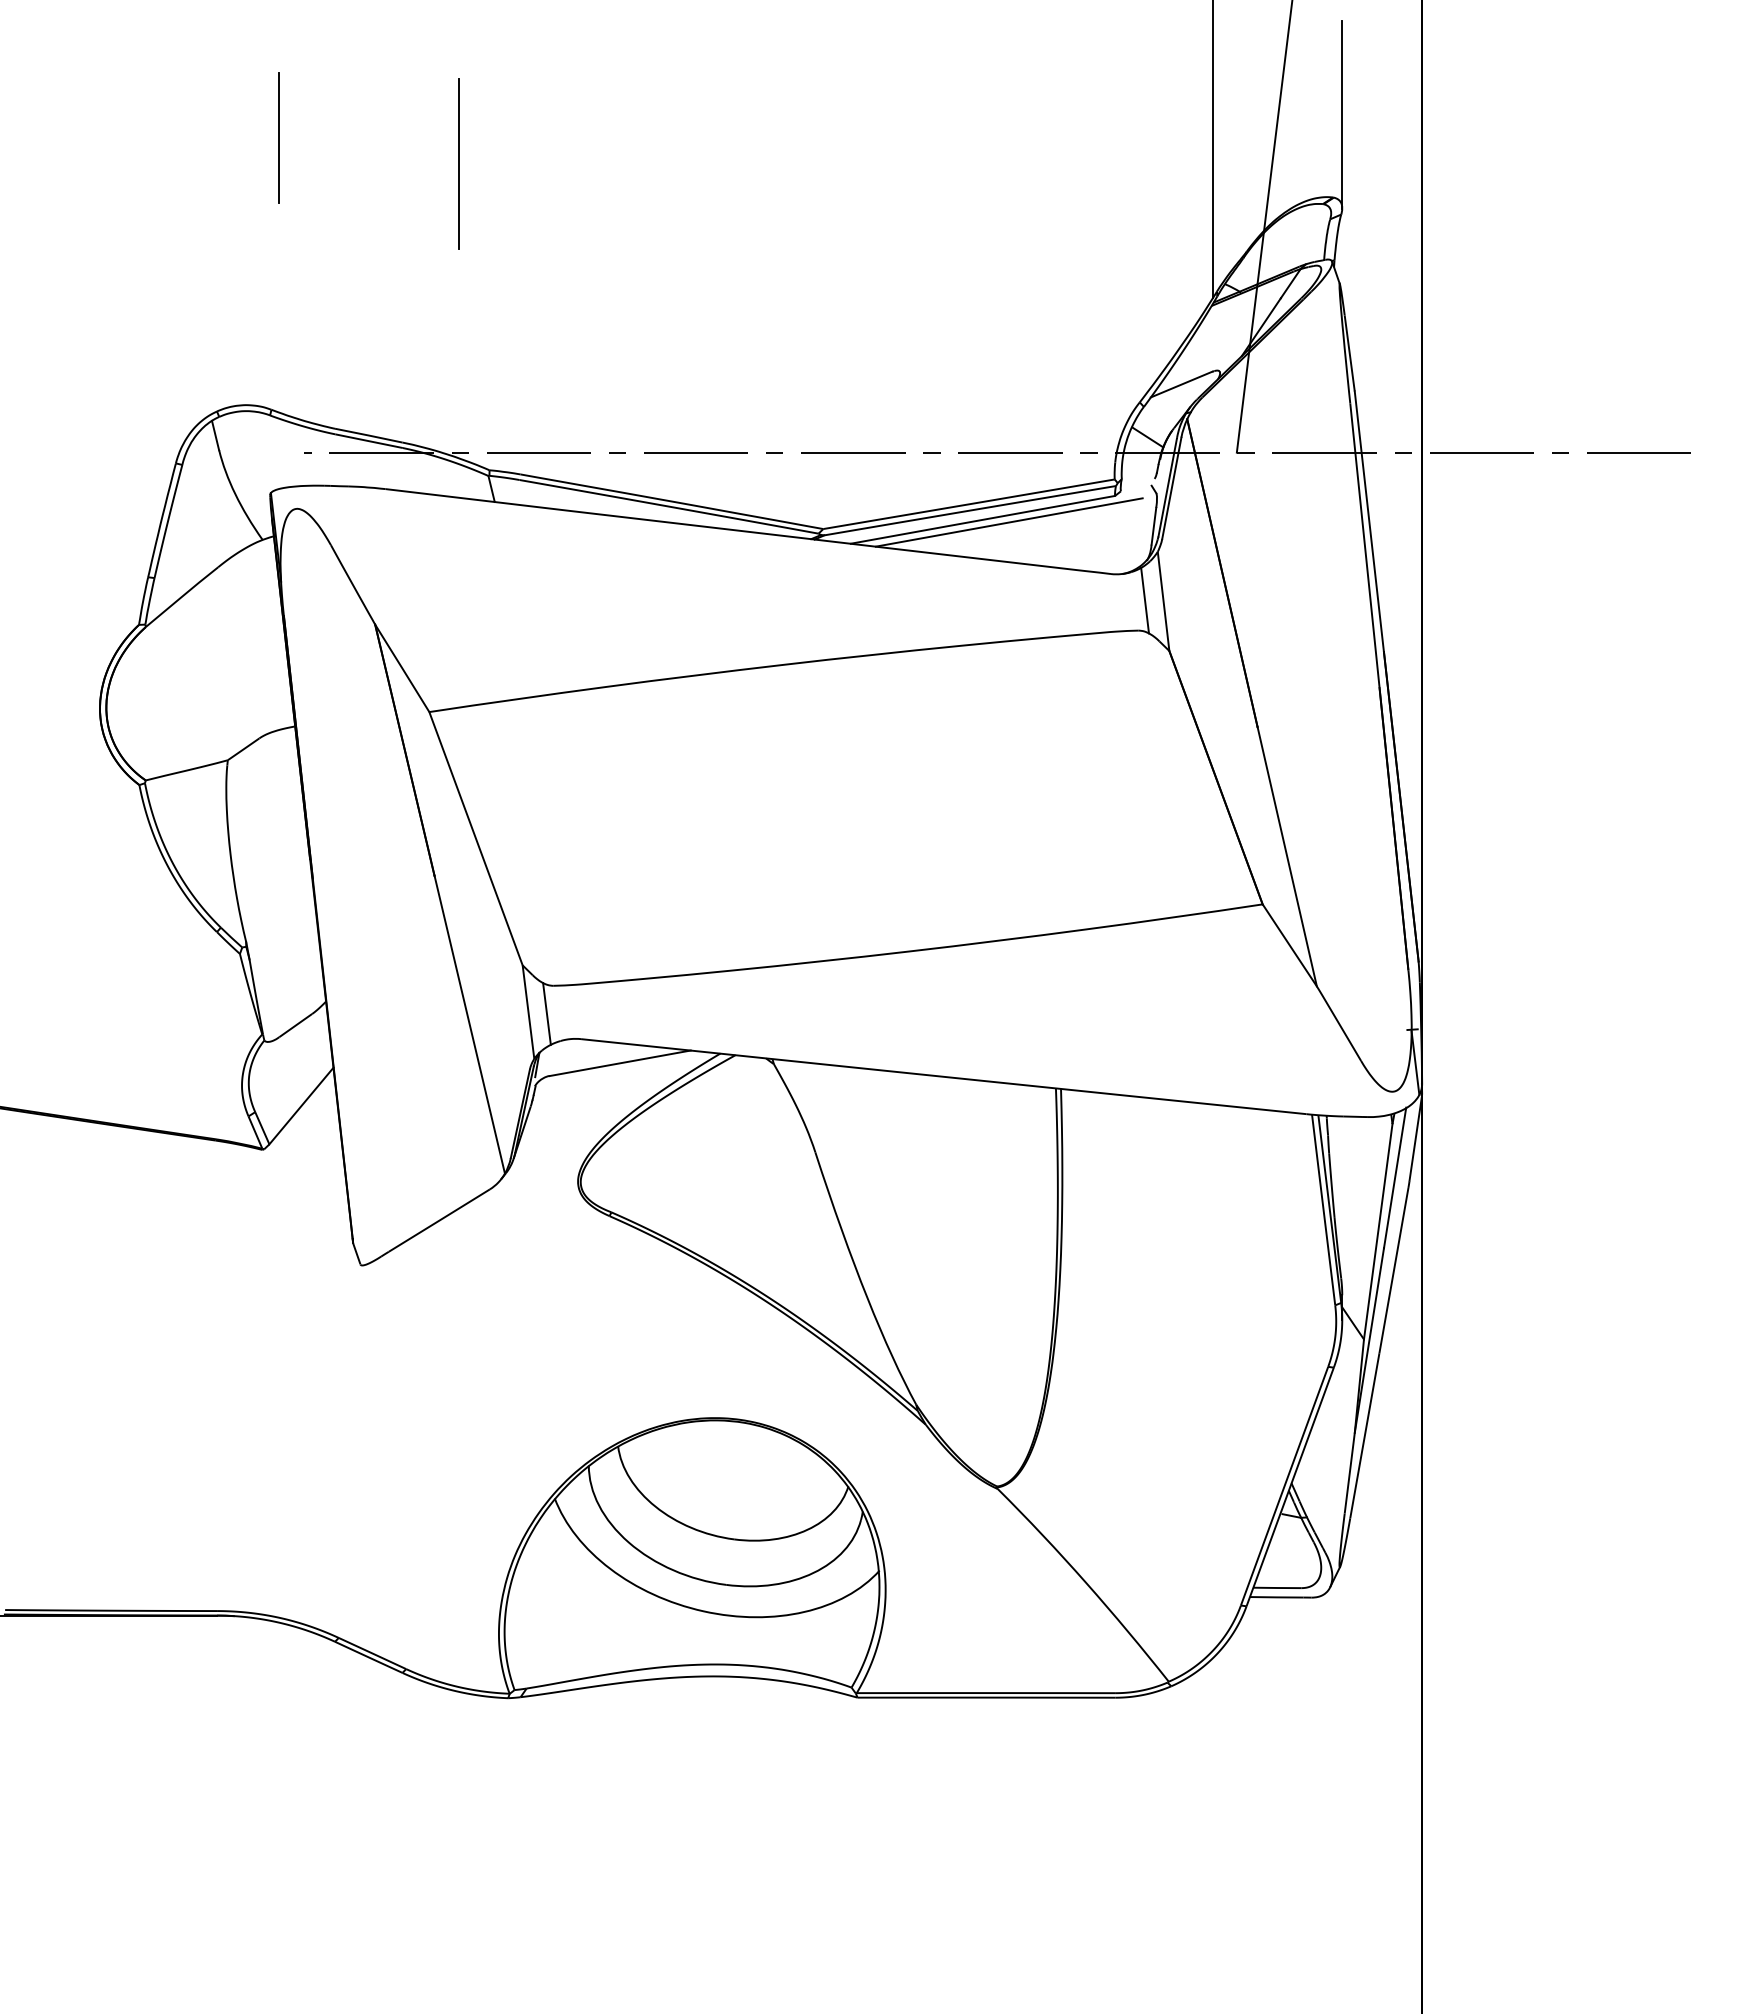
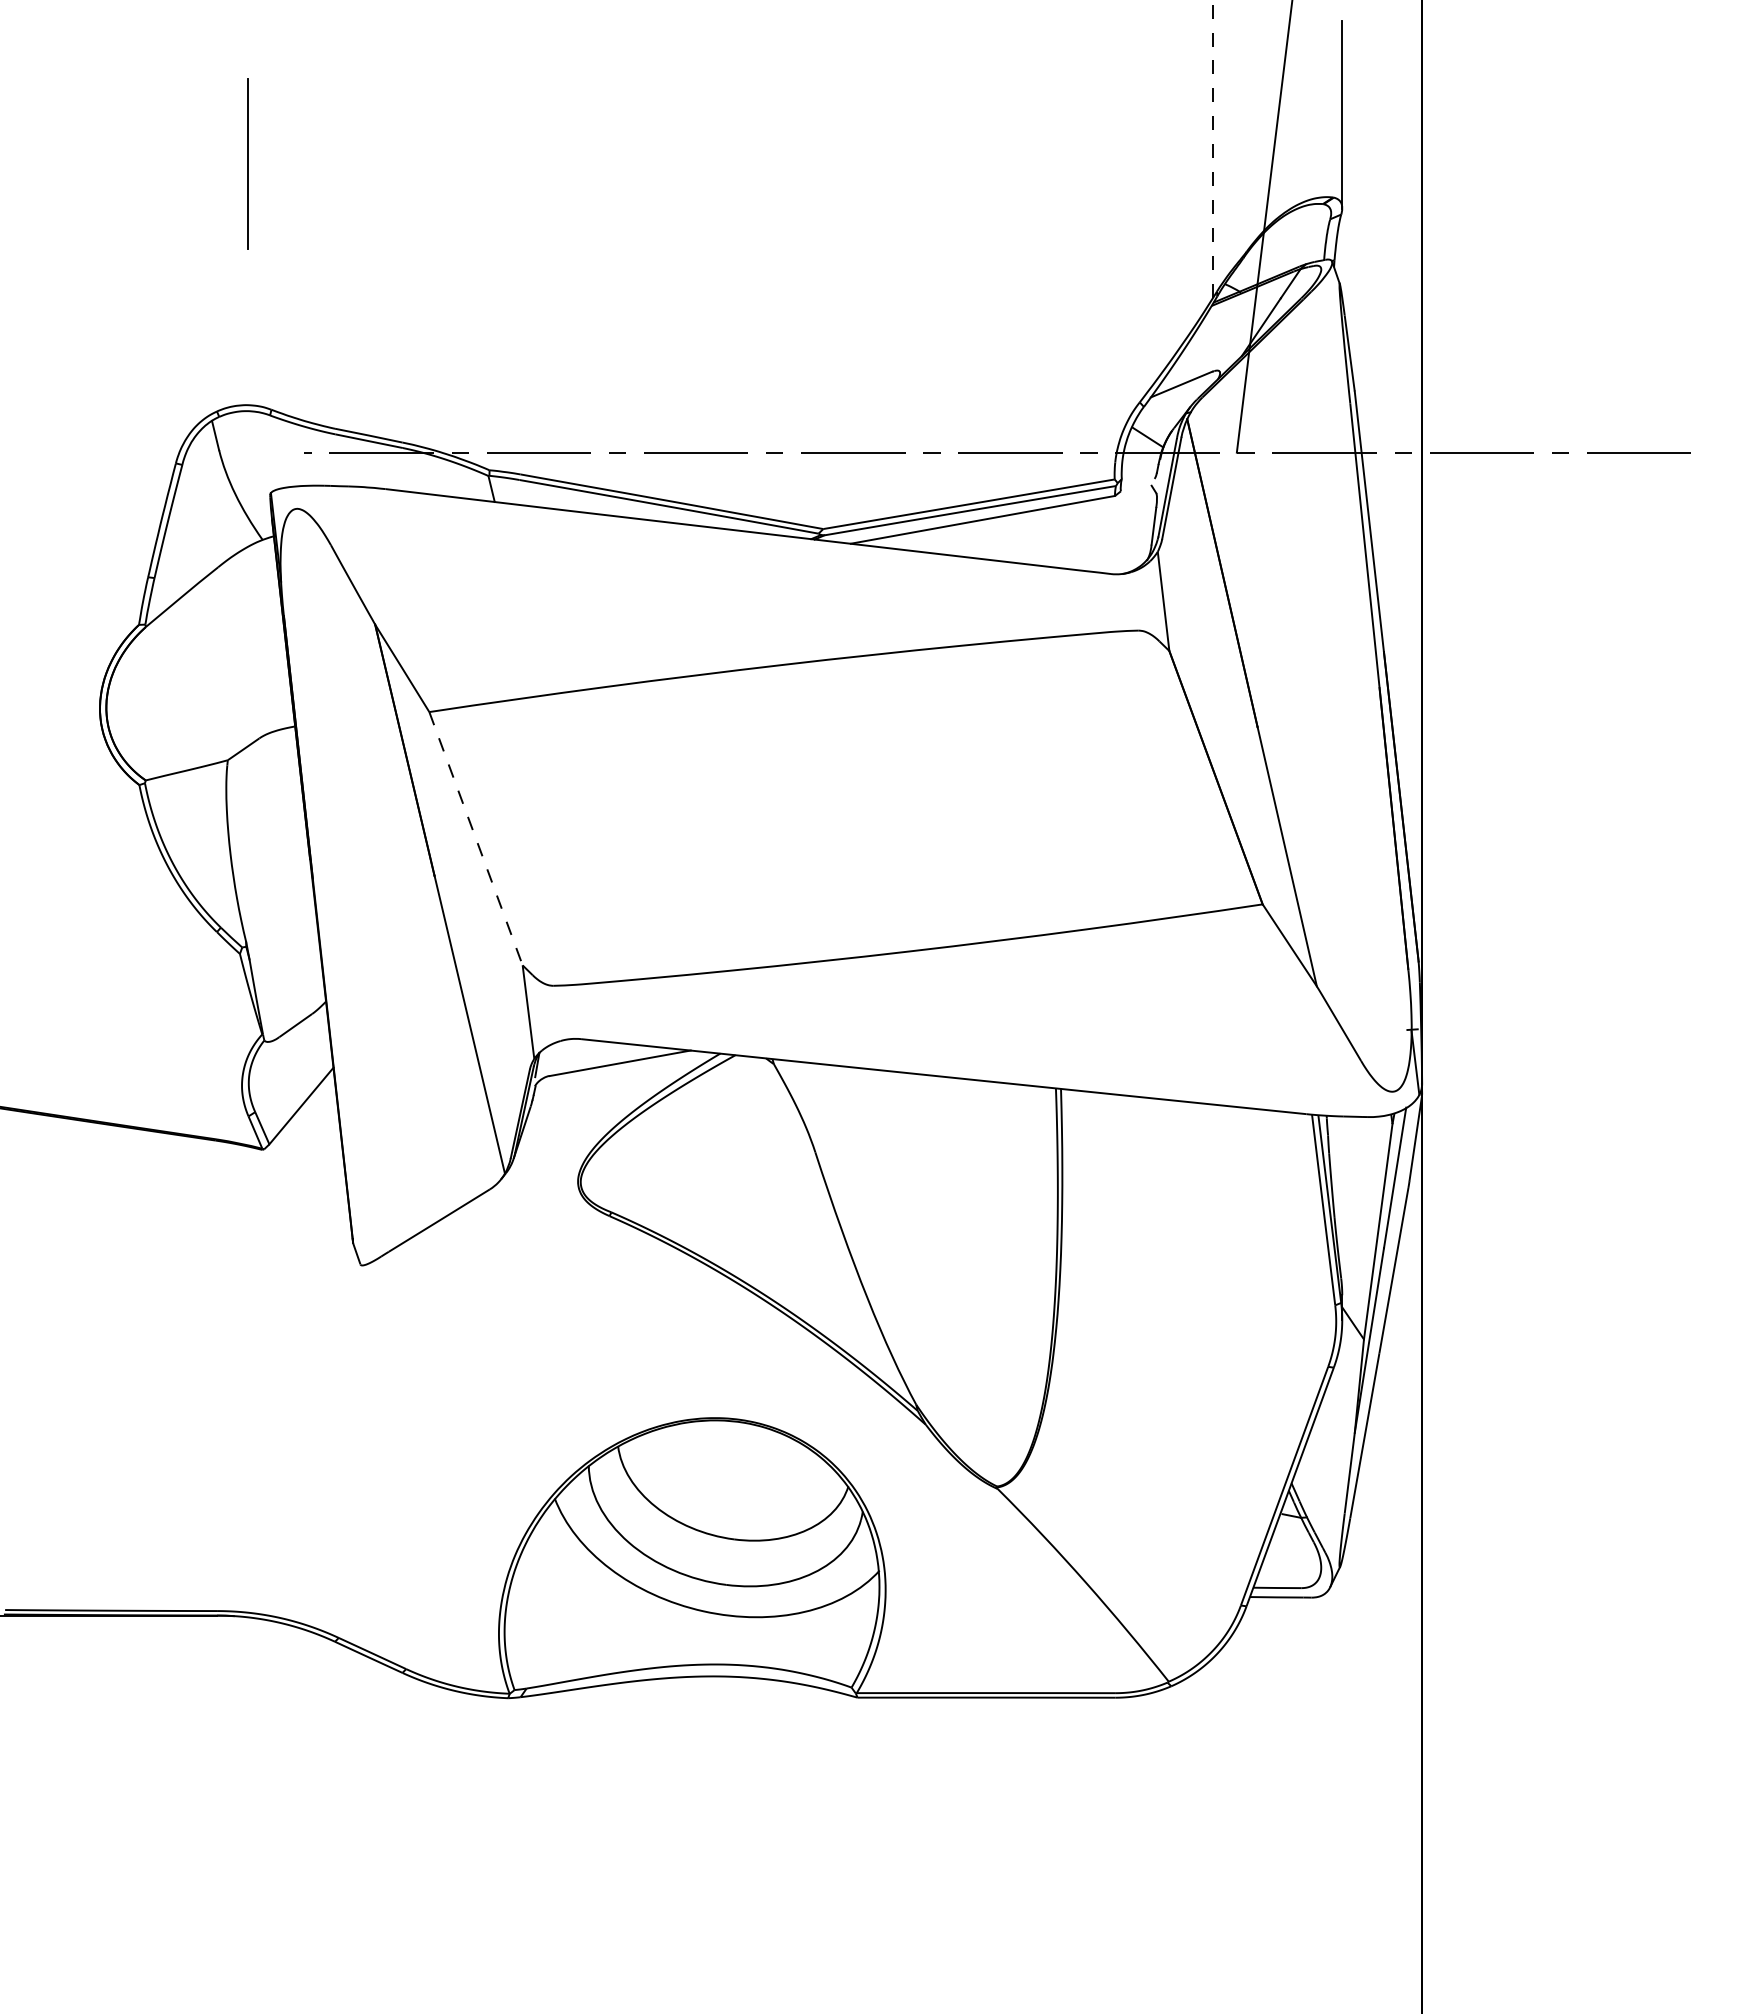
line: present -> none (278, 137)
line: solid -> dashed (1213, 149)
line position: (458, 163) -> (247, 163) (247, 163)
line: present -> none (1008, 522)
line: present -> none (1144, 600)
line: solid -> dashed (476, 838)
line: present -> none (546, 1013)
